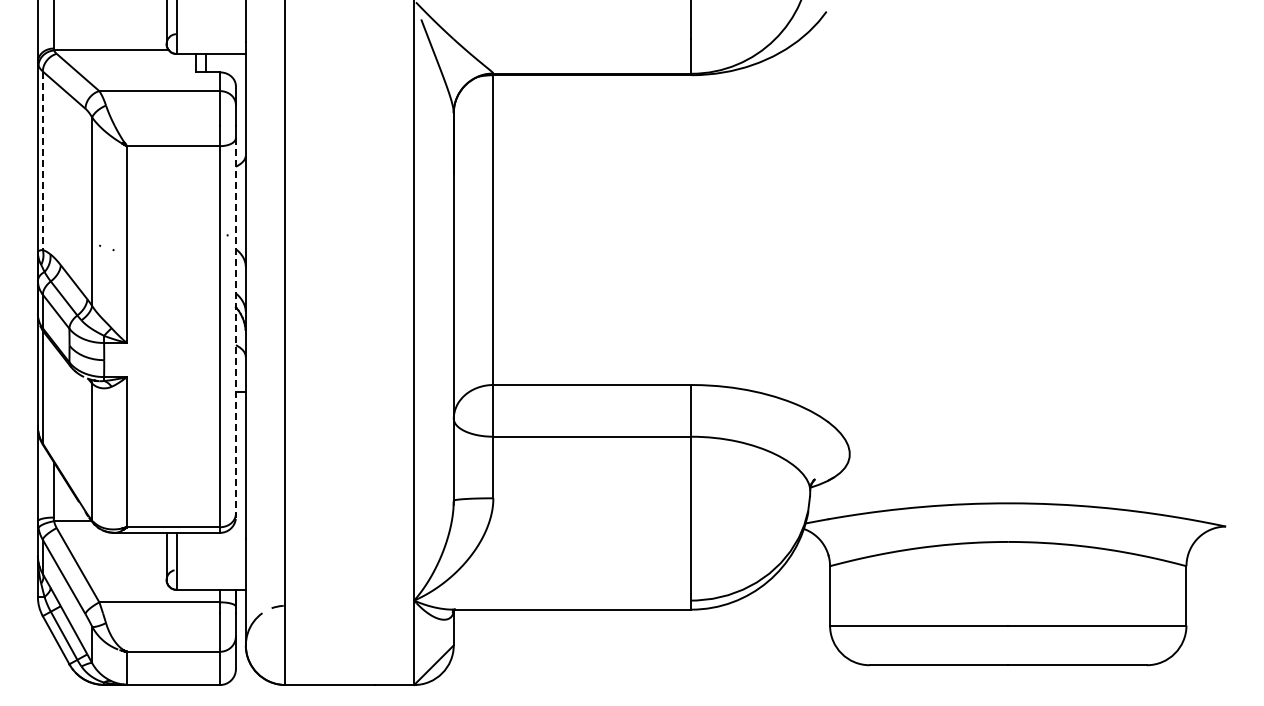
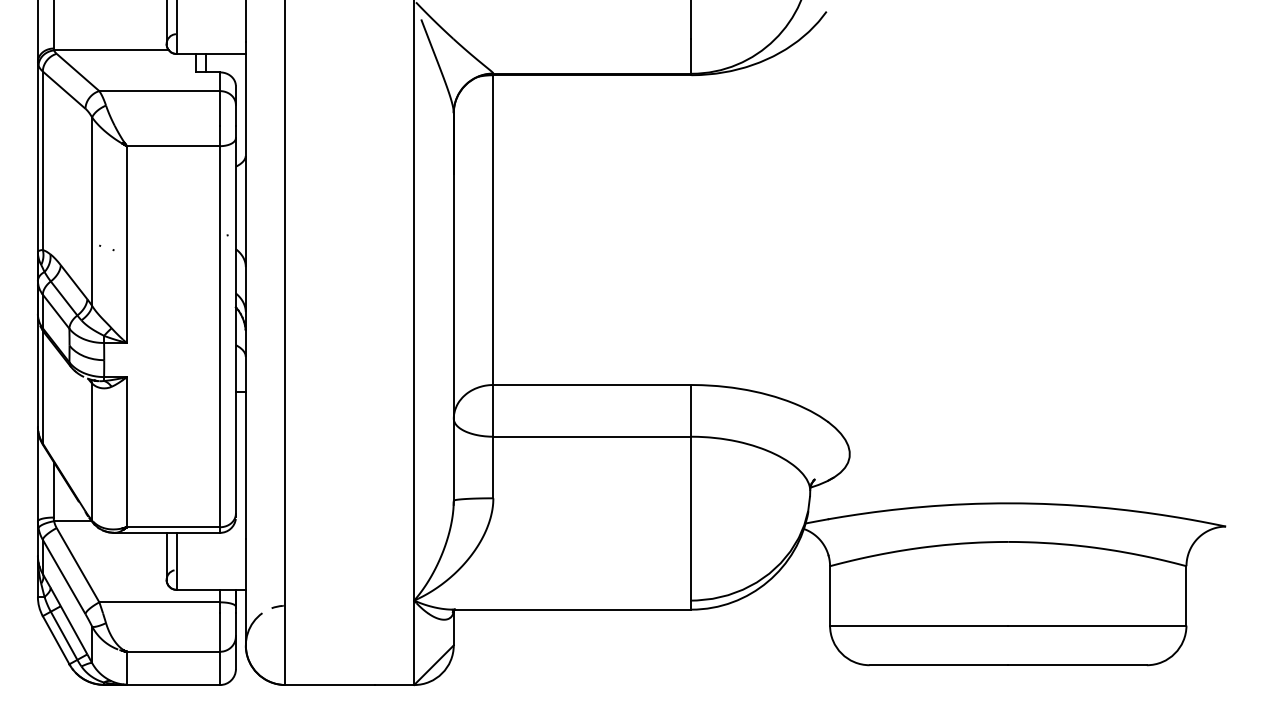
line: dashed -> solid (42, 161)
line: dashed -> solid (235, 325)
